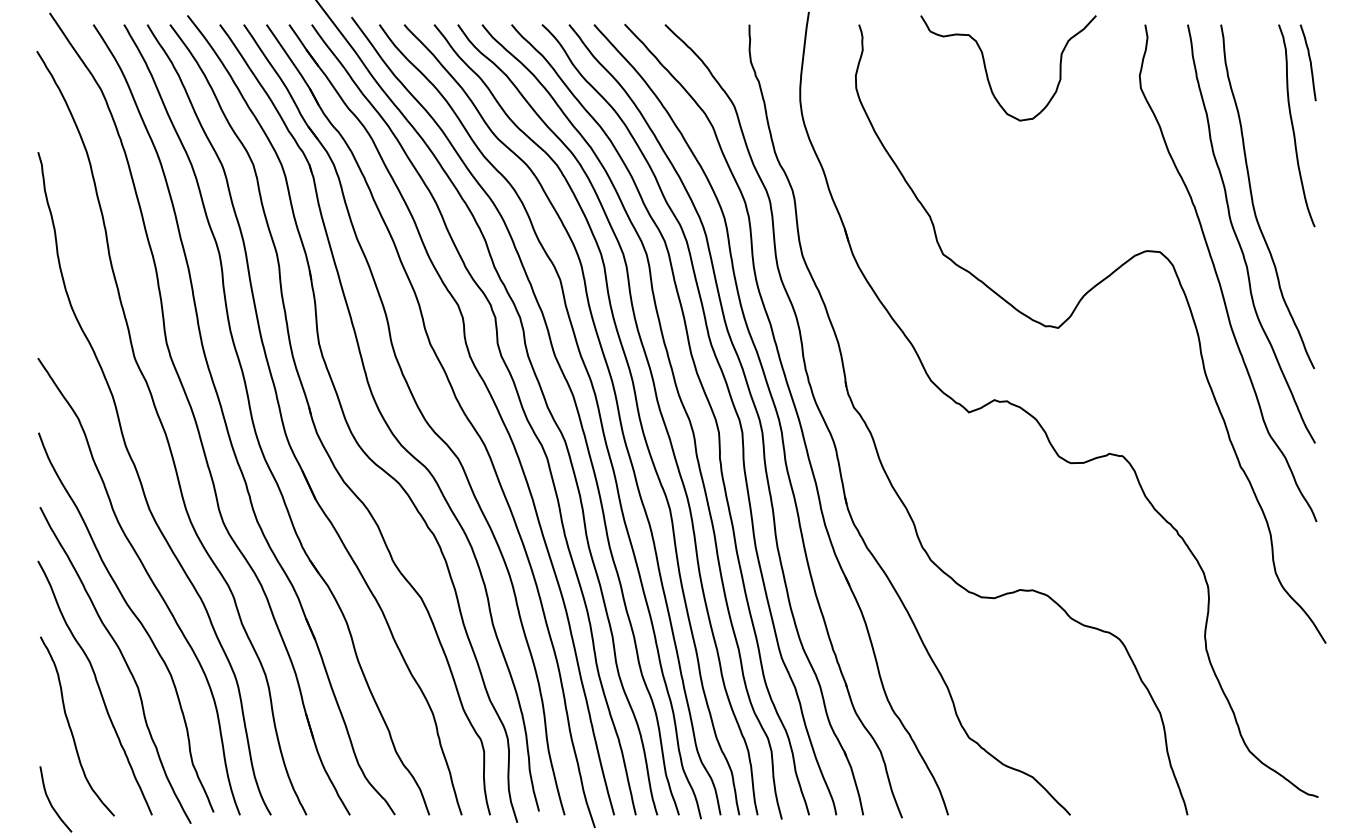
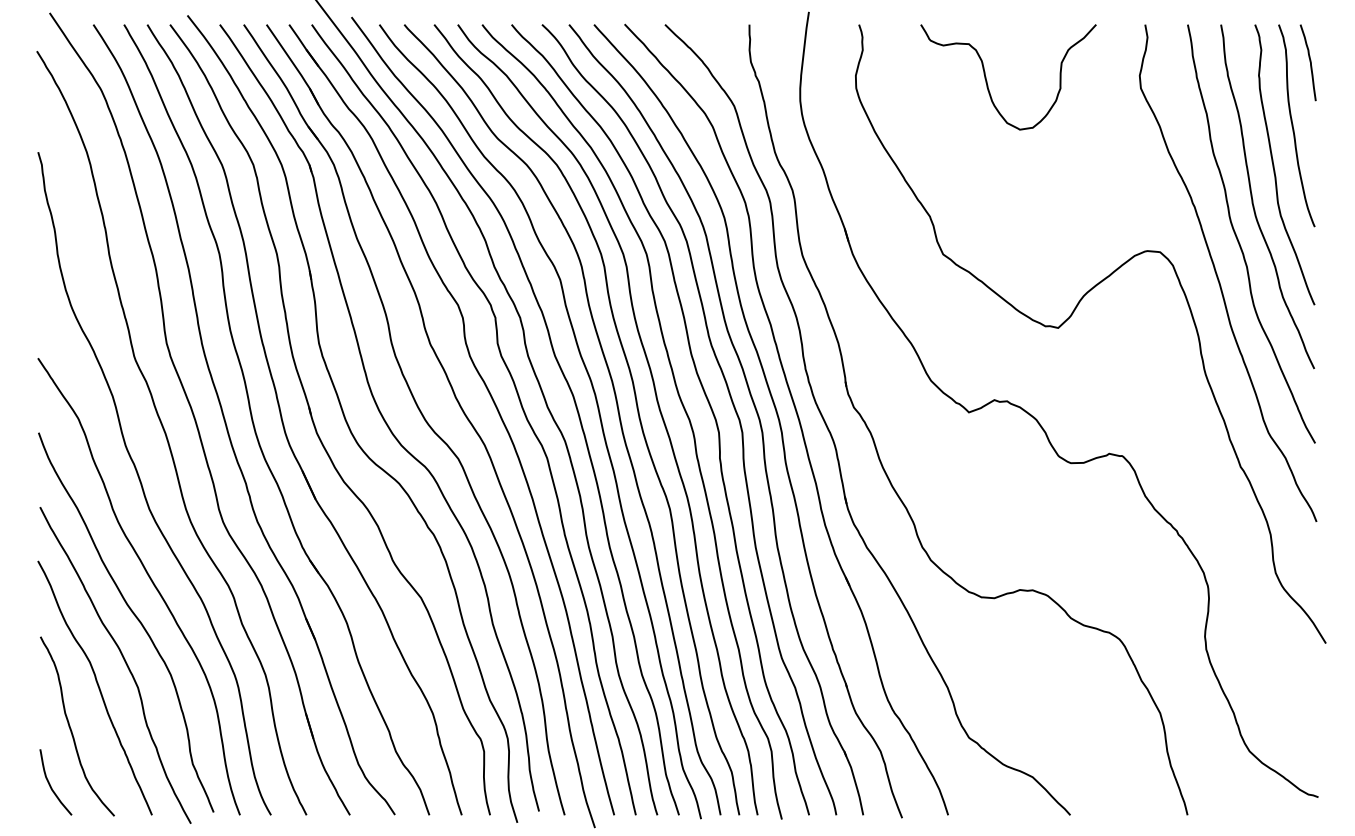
curve position: (987, 71) -> (987, 80) (987, 80)
curve: none -> present (1274, 164)
curve position: (50, 800) -> (50, 783) (50, 783)
